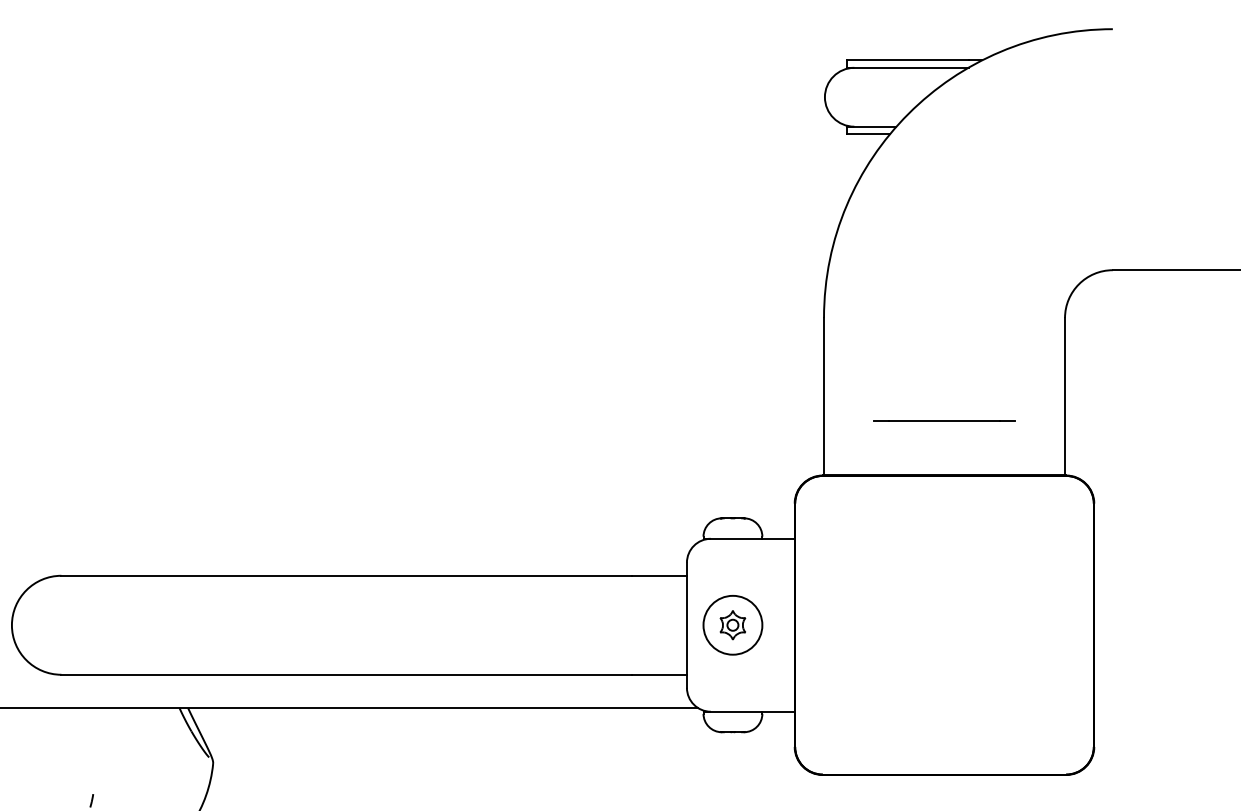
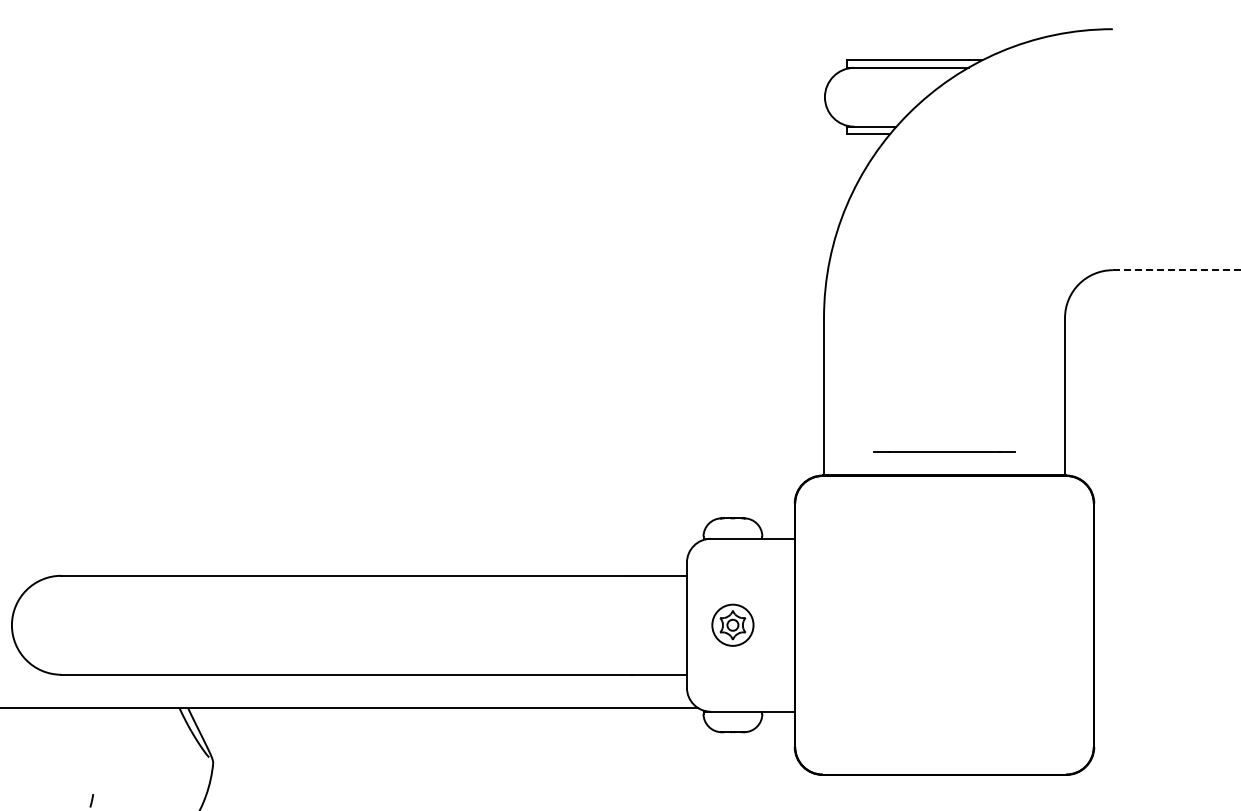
line: solid -> dashed (1176, 270)
line position: (944, 420) -> (944, 451) (944, 451)
circle diameter: 59 px -> 41 px (732, 624)
